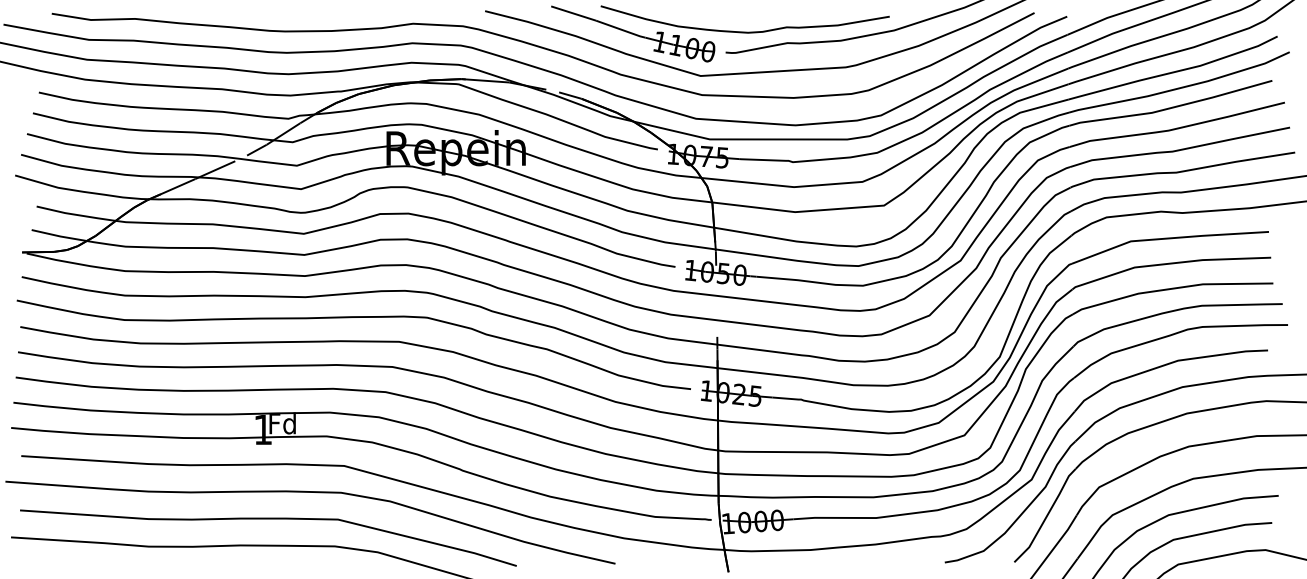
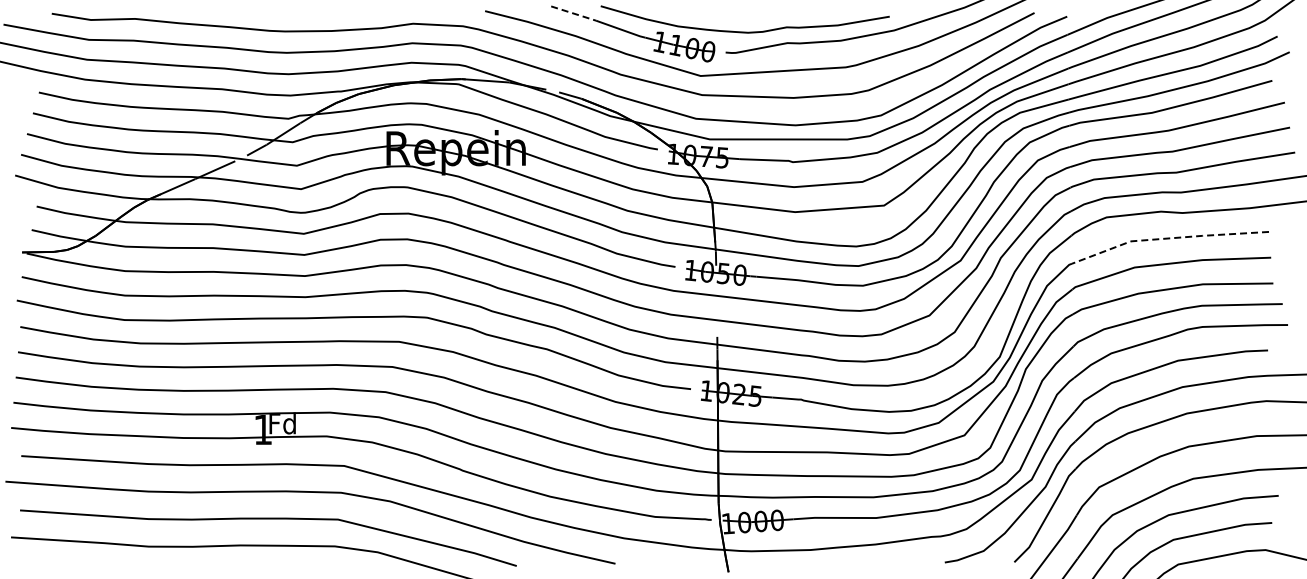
line: solid -> dashed (573, 13)
line: solid -> dashed (1167, 238)
